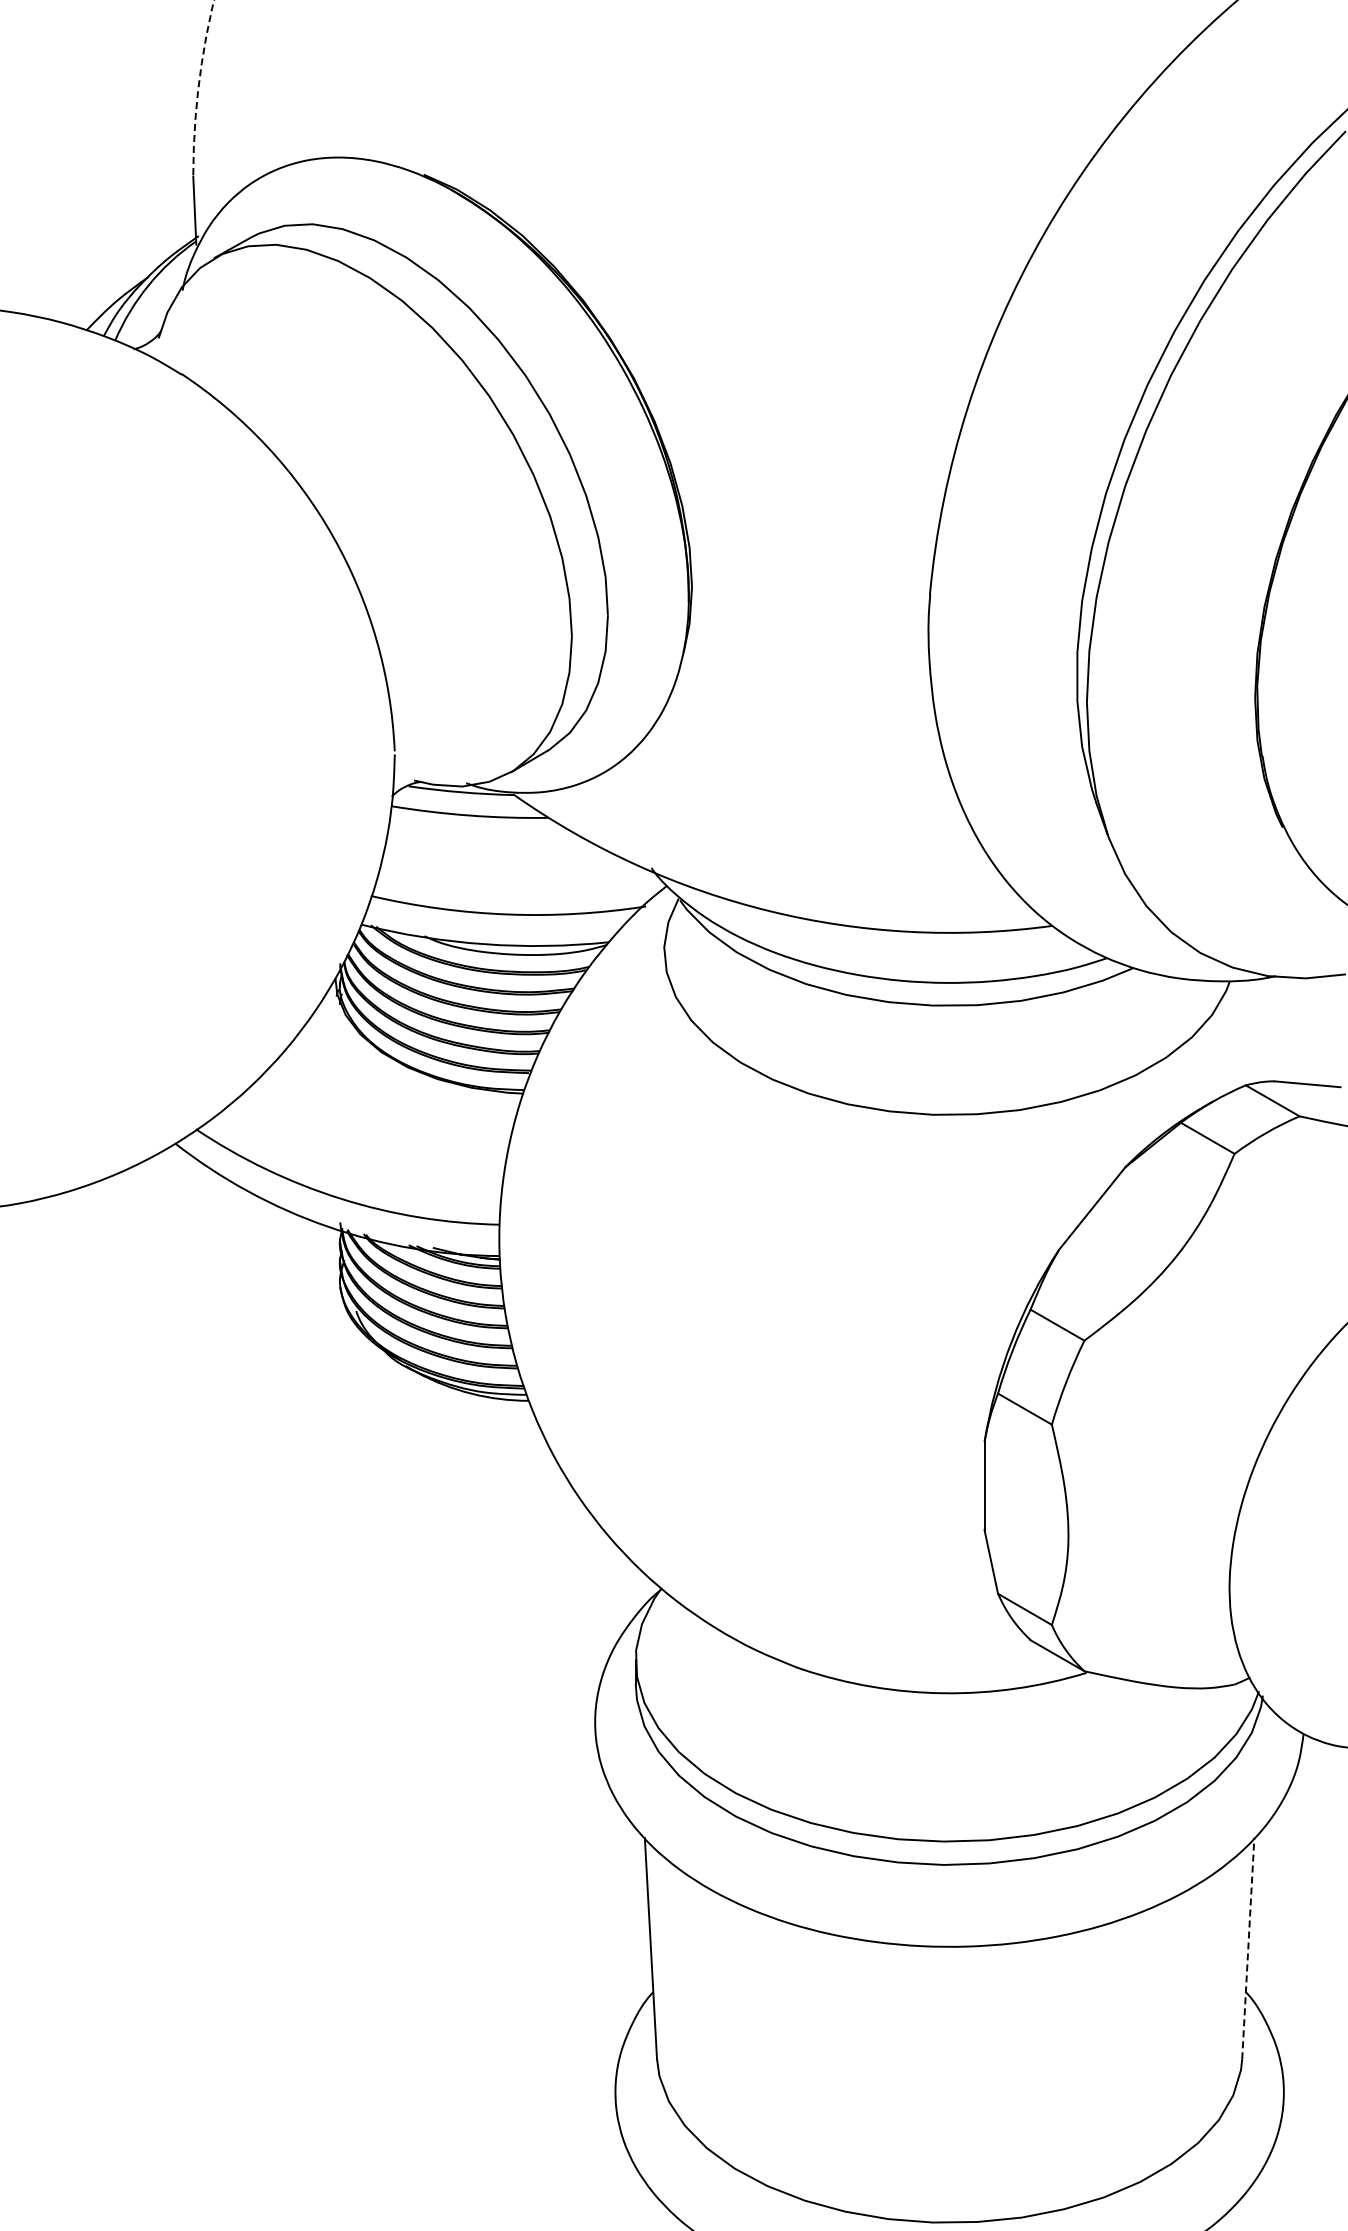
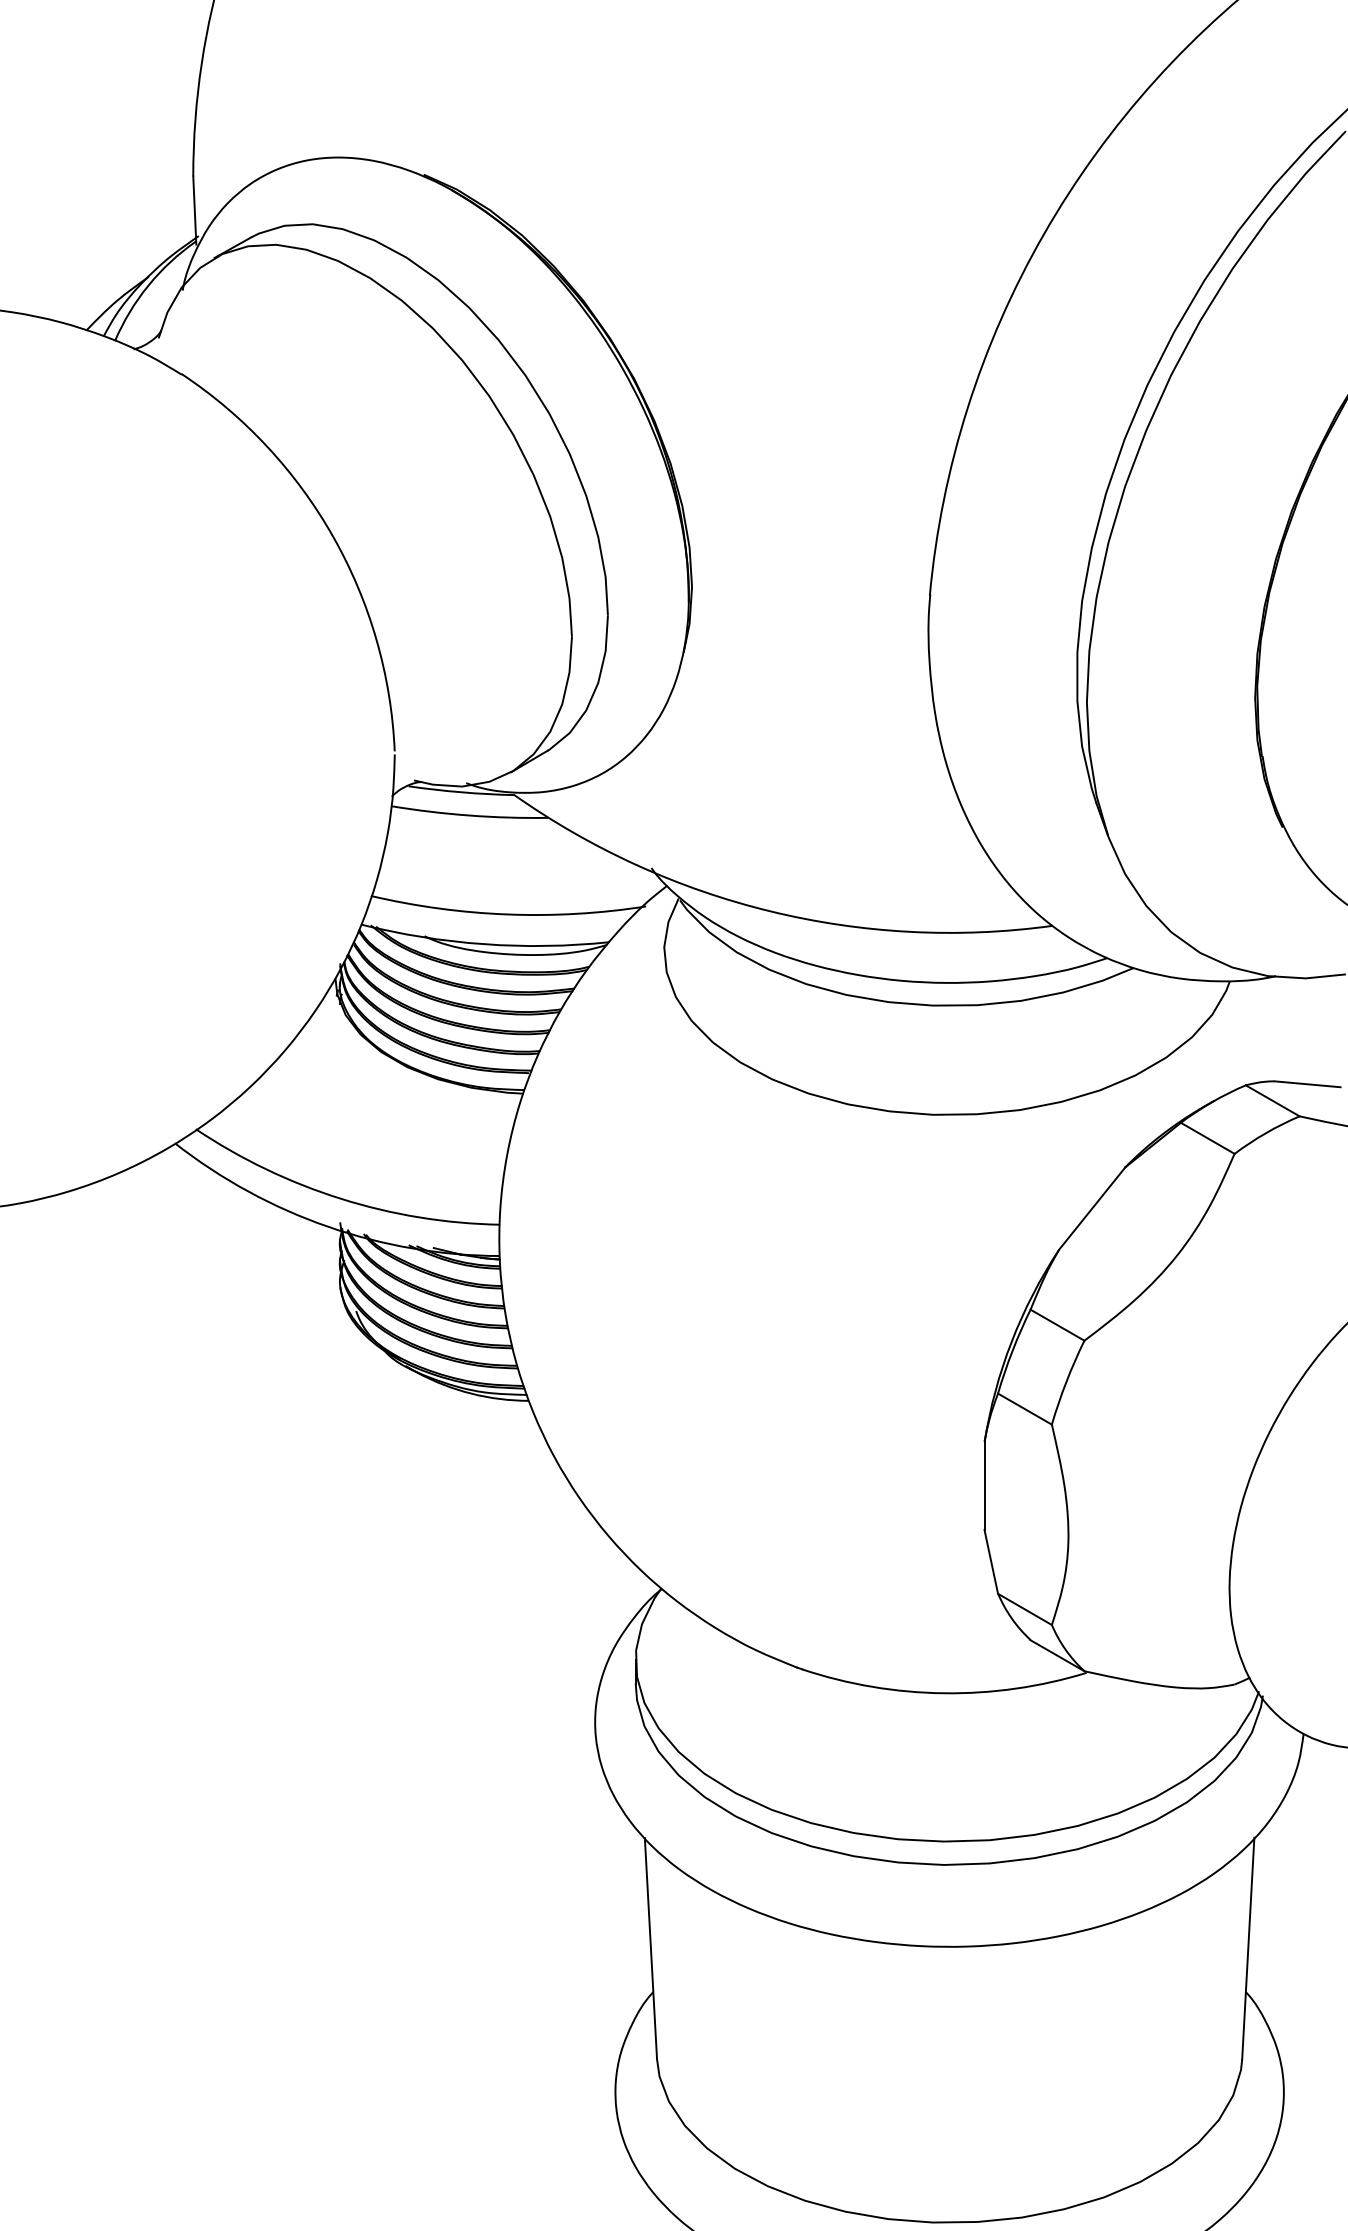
arc: dashed -> solid (198, 90)
line: dashed -> solid (1248, 1948)
